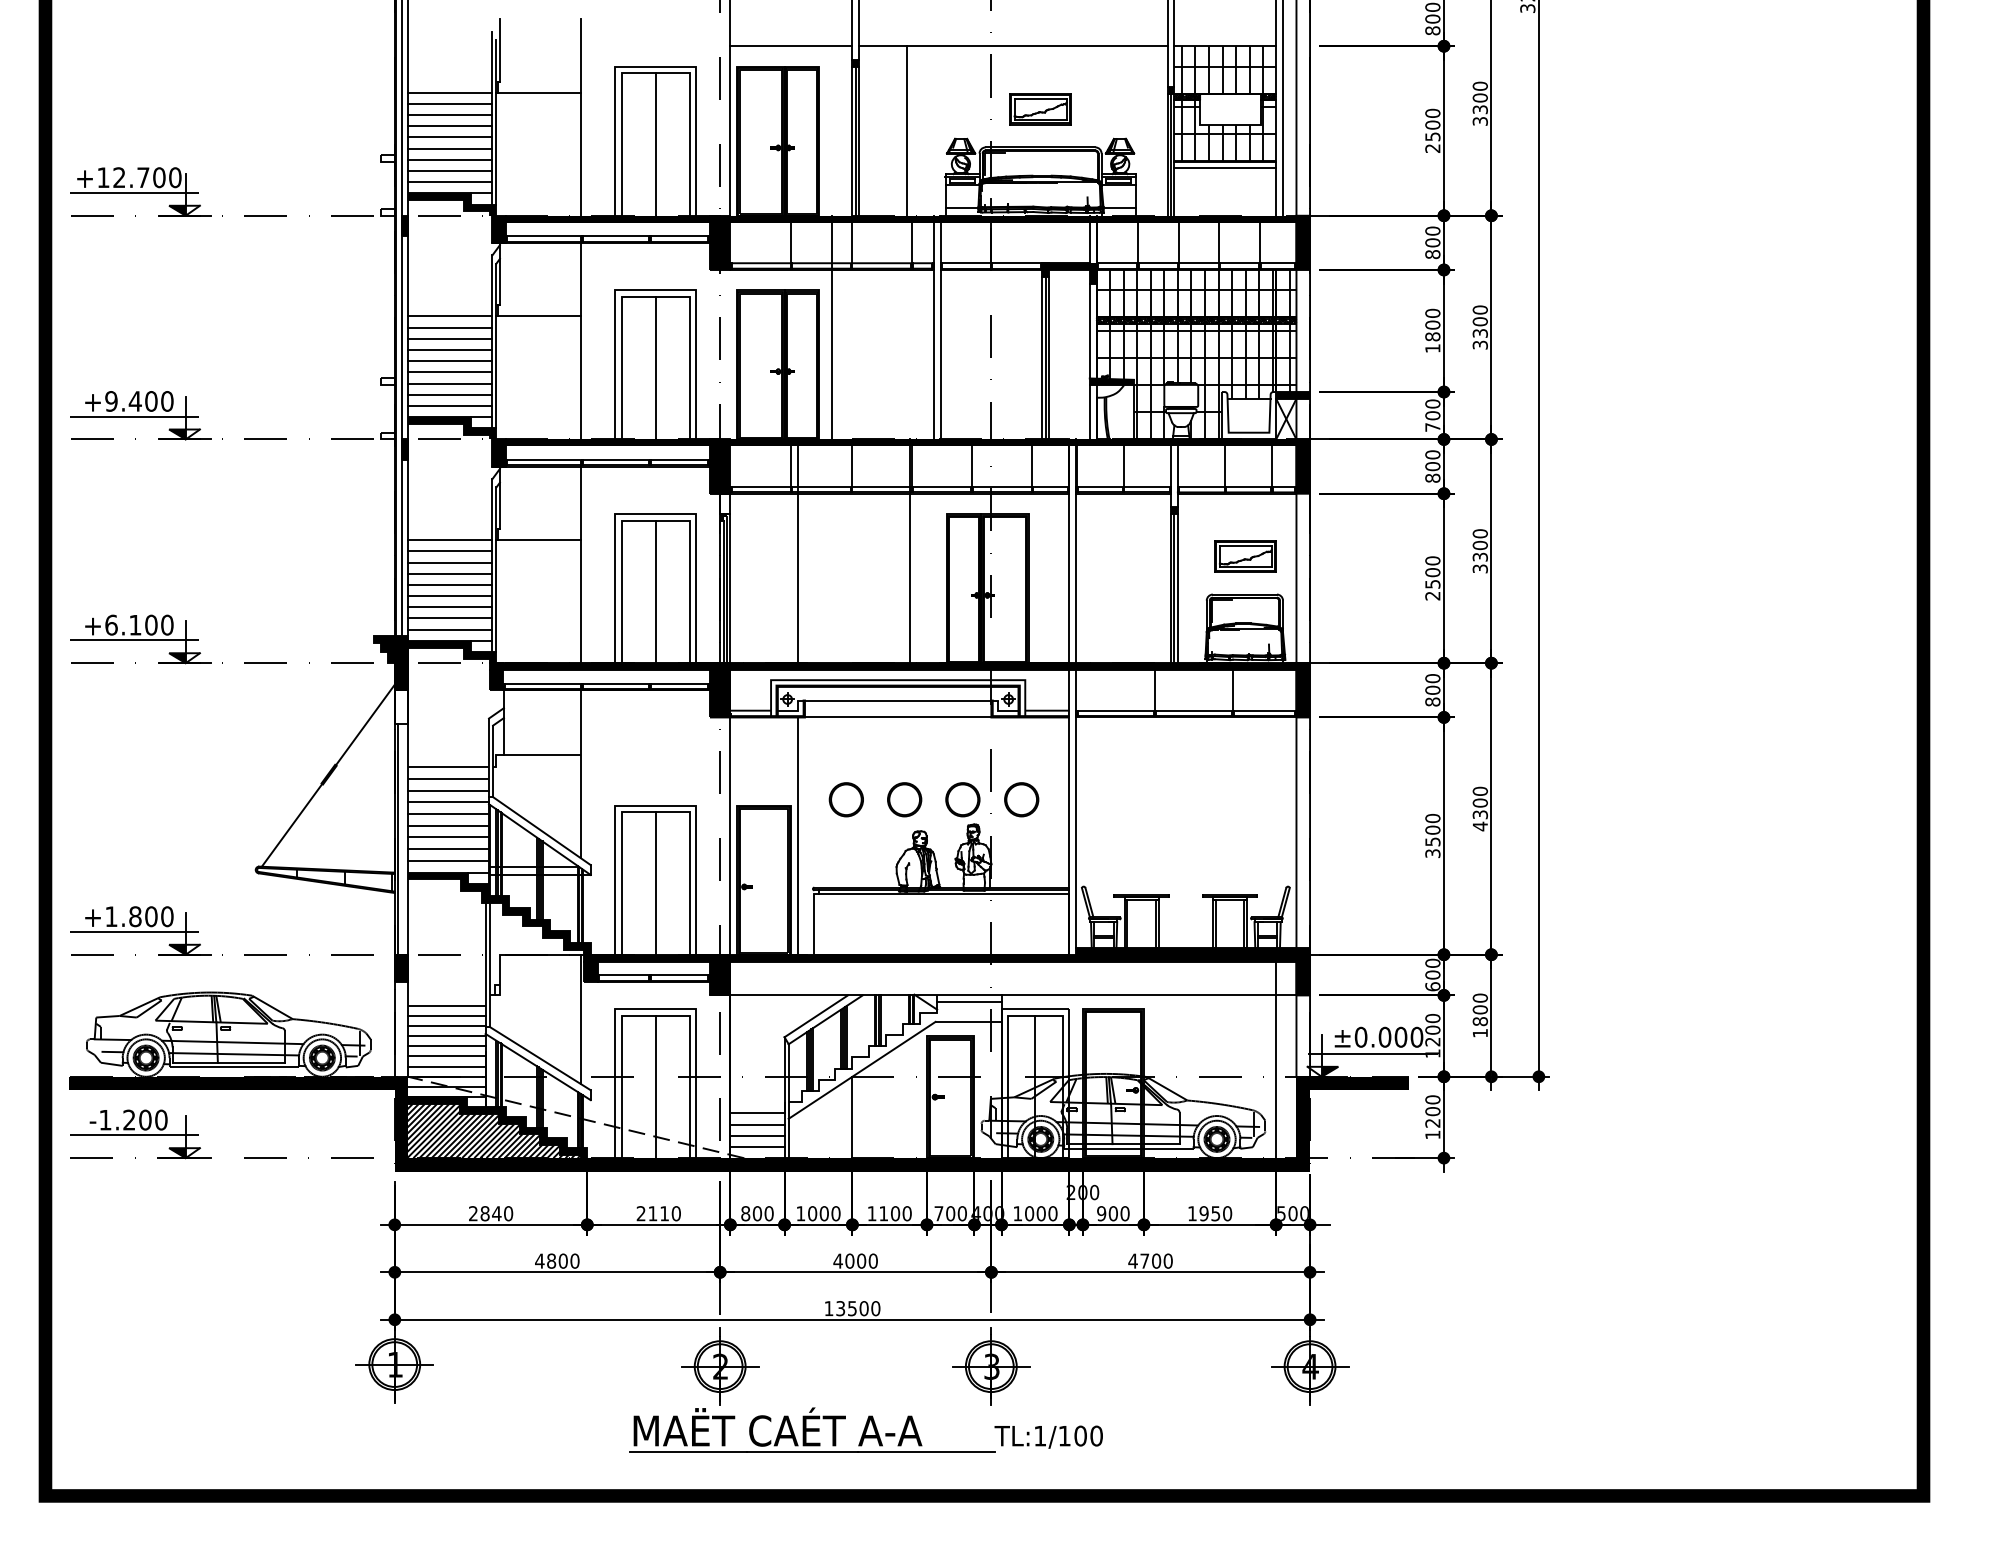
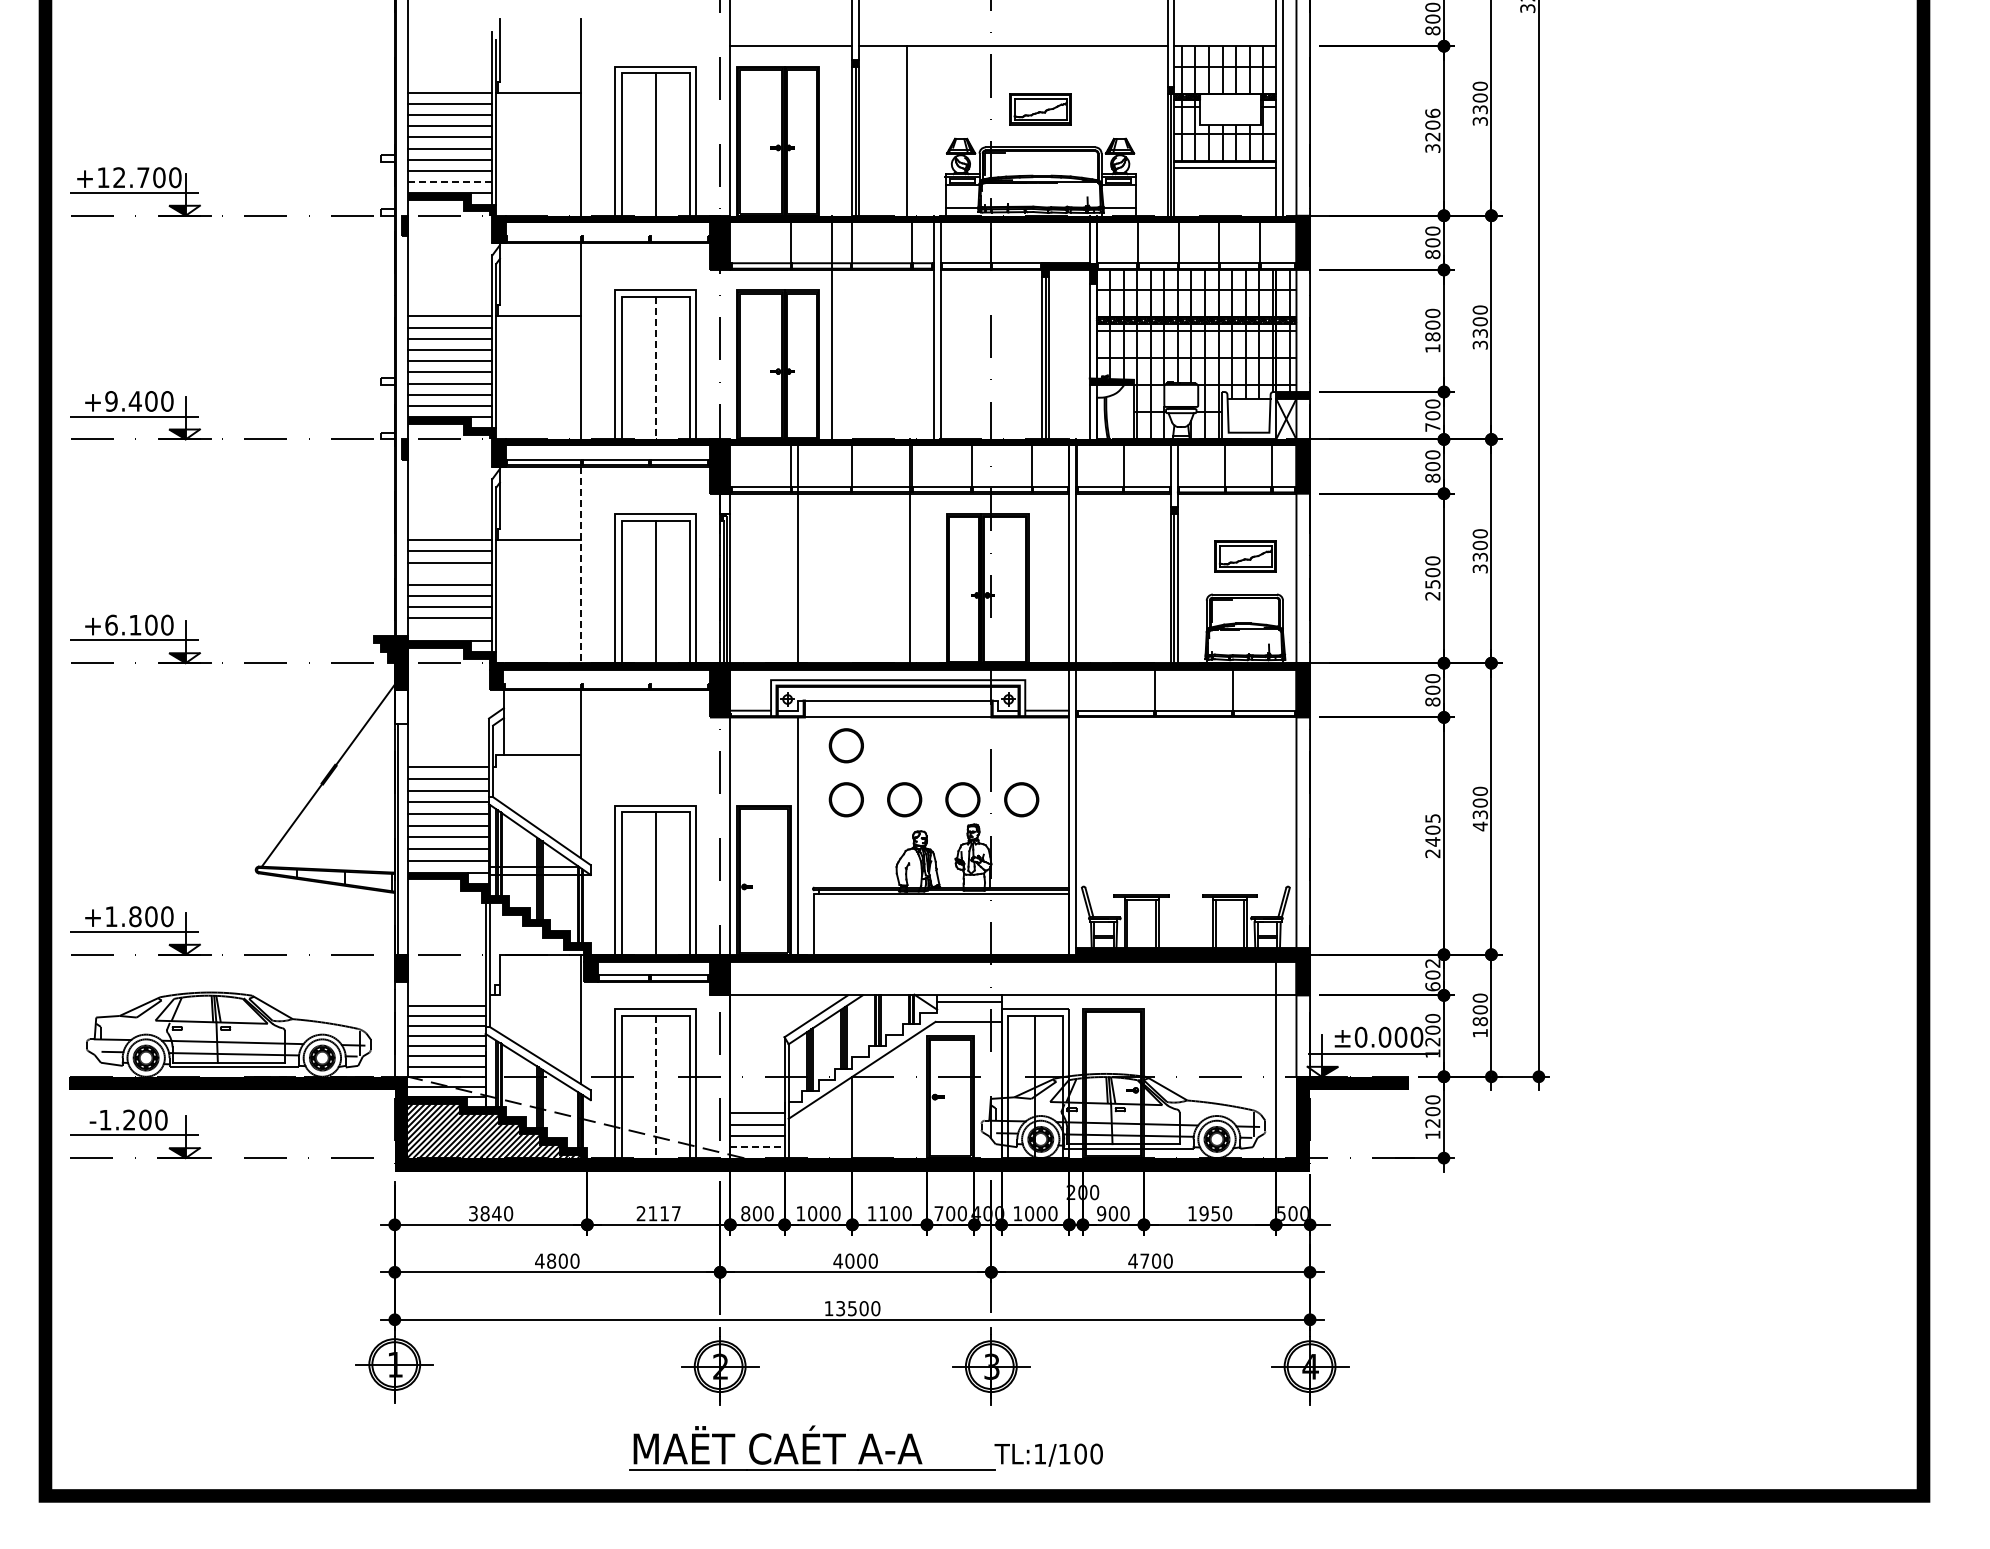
text: 2500 -> 3206 (1432, 130)
line: solid -> dashed (450, 182)
line: present -> none (607, 236)
line: present -> none (401, 319)
line: solid -> dashed (655, 368)
line: solid -> dashed (581, 565)
line: present -> none (450, 573)
line: present -> none (450, 629)
line: present -> none (606, 683)
part: none -> present (845, 745)
text: 3500 -> 2405 (1432, 835)
text: 600 -> 602 (1432, 962)
line: solid -> dashed (655, 1087)
line: solid -> dashed (757, 1146)
text: 2840 -> 3840 (473, 1213)
text: 2110 -> 2117 (675, 1213)
part position: (865, 1429) -> (865, 1447) (865, 1447)
